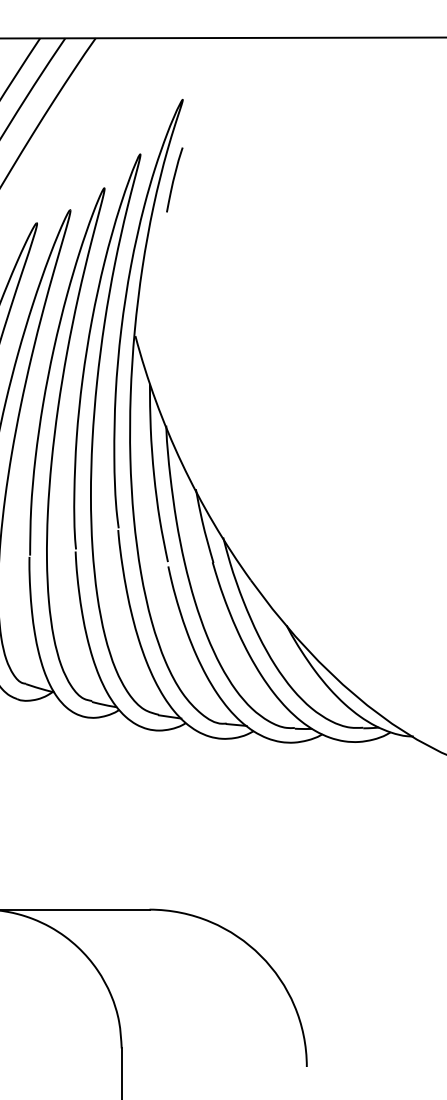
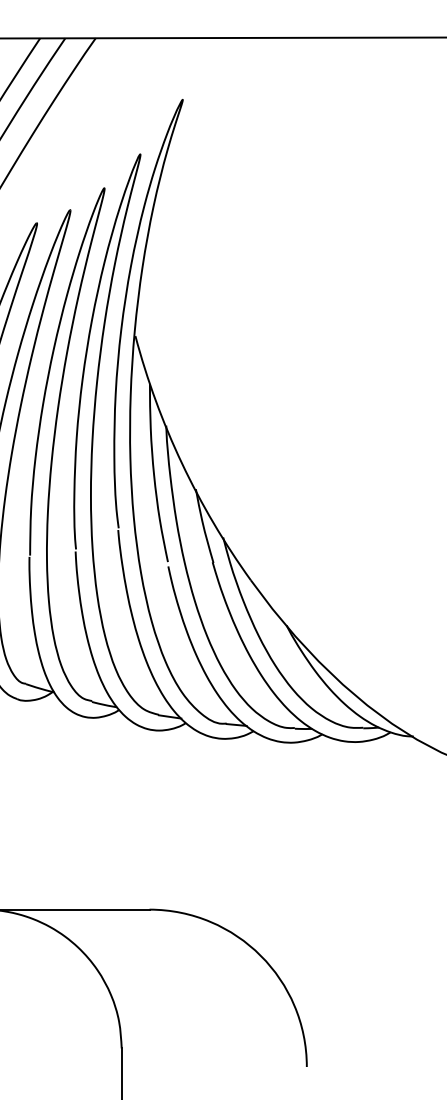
curve: present -> none (174, 179)
